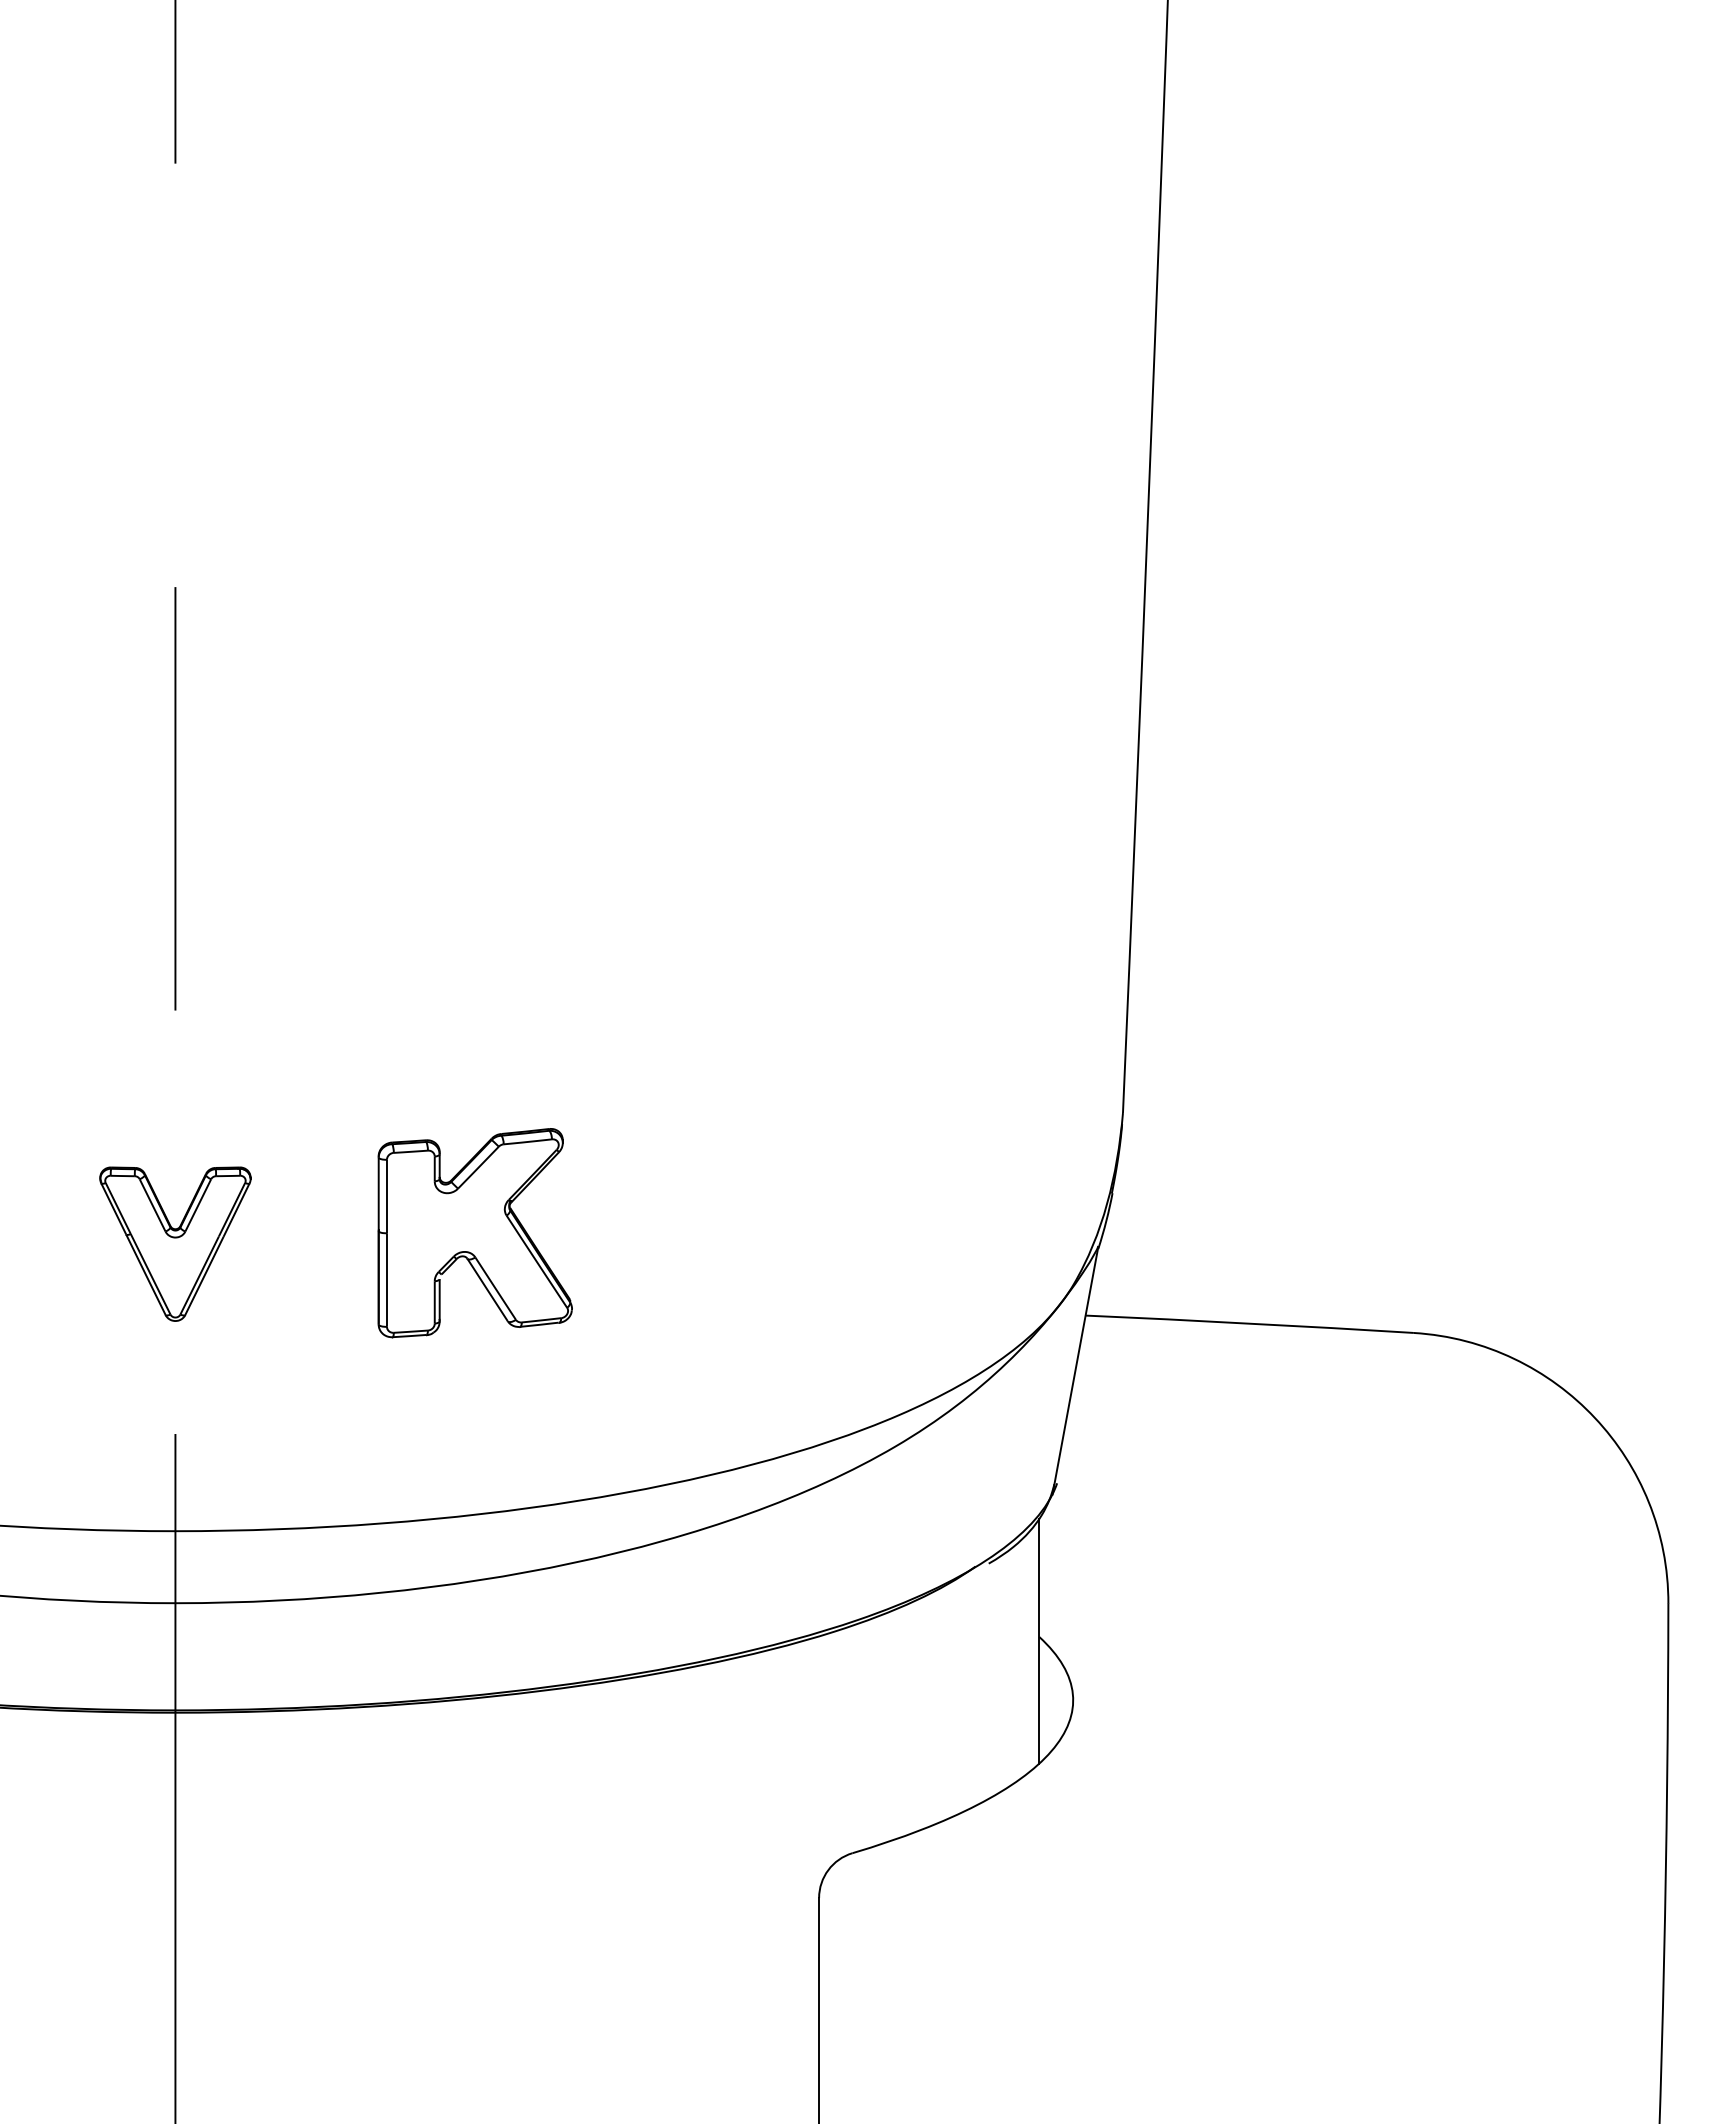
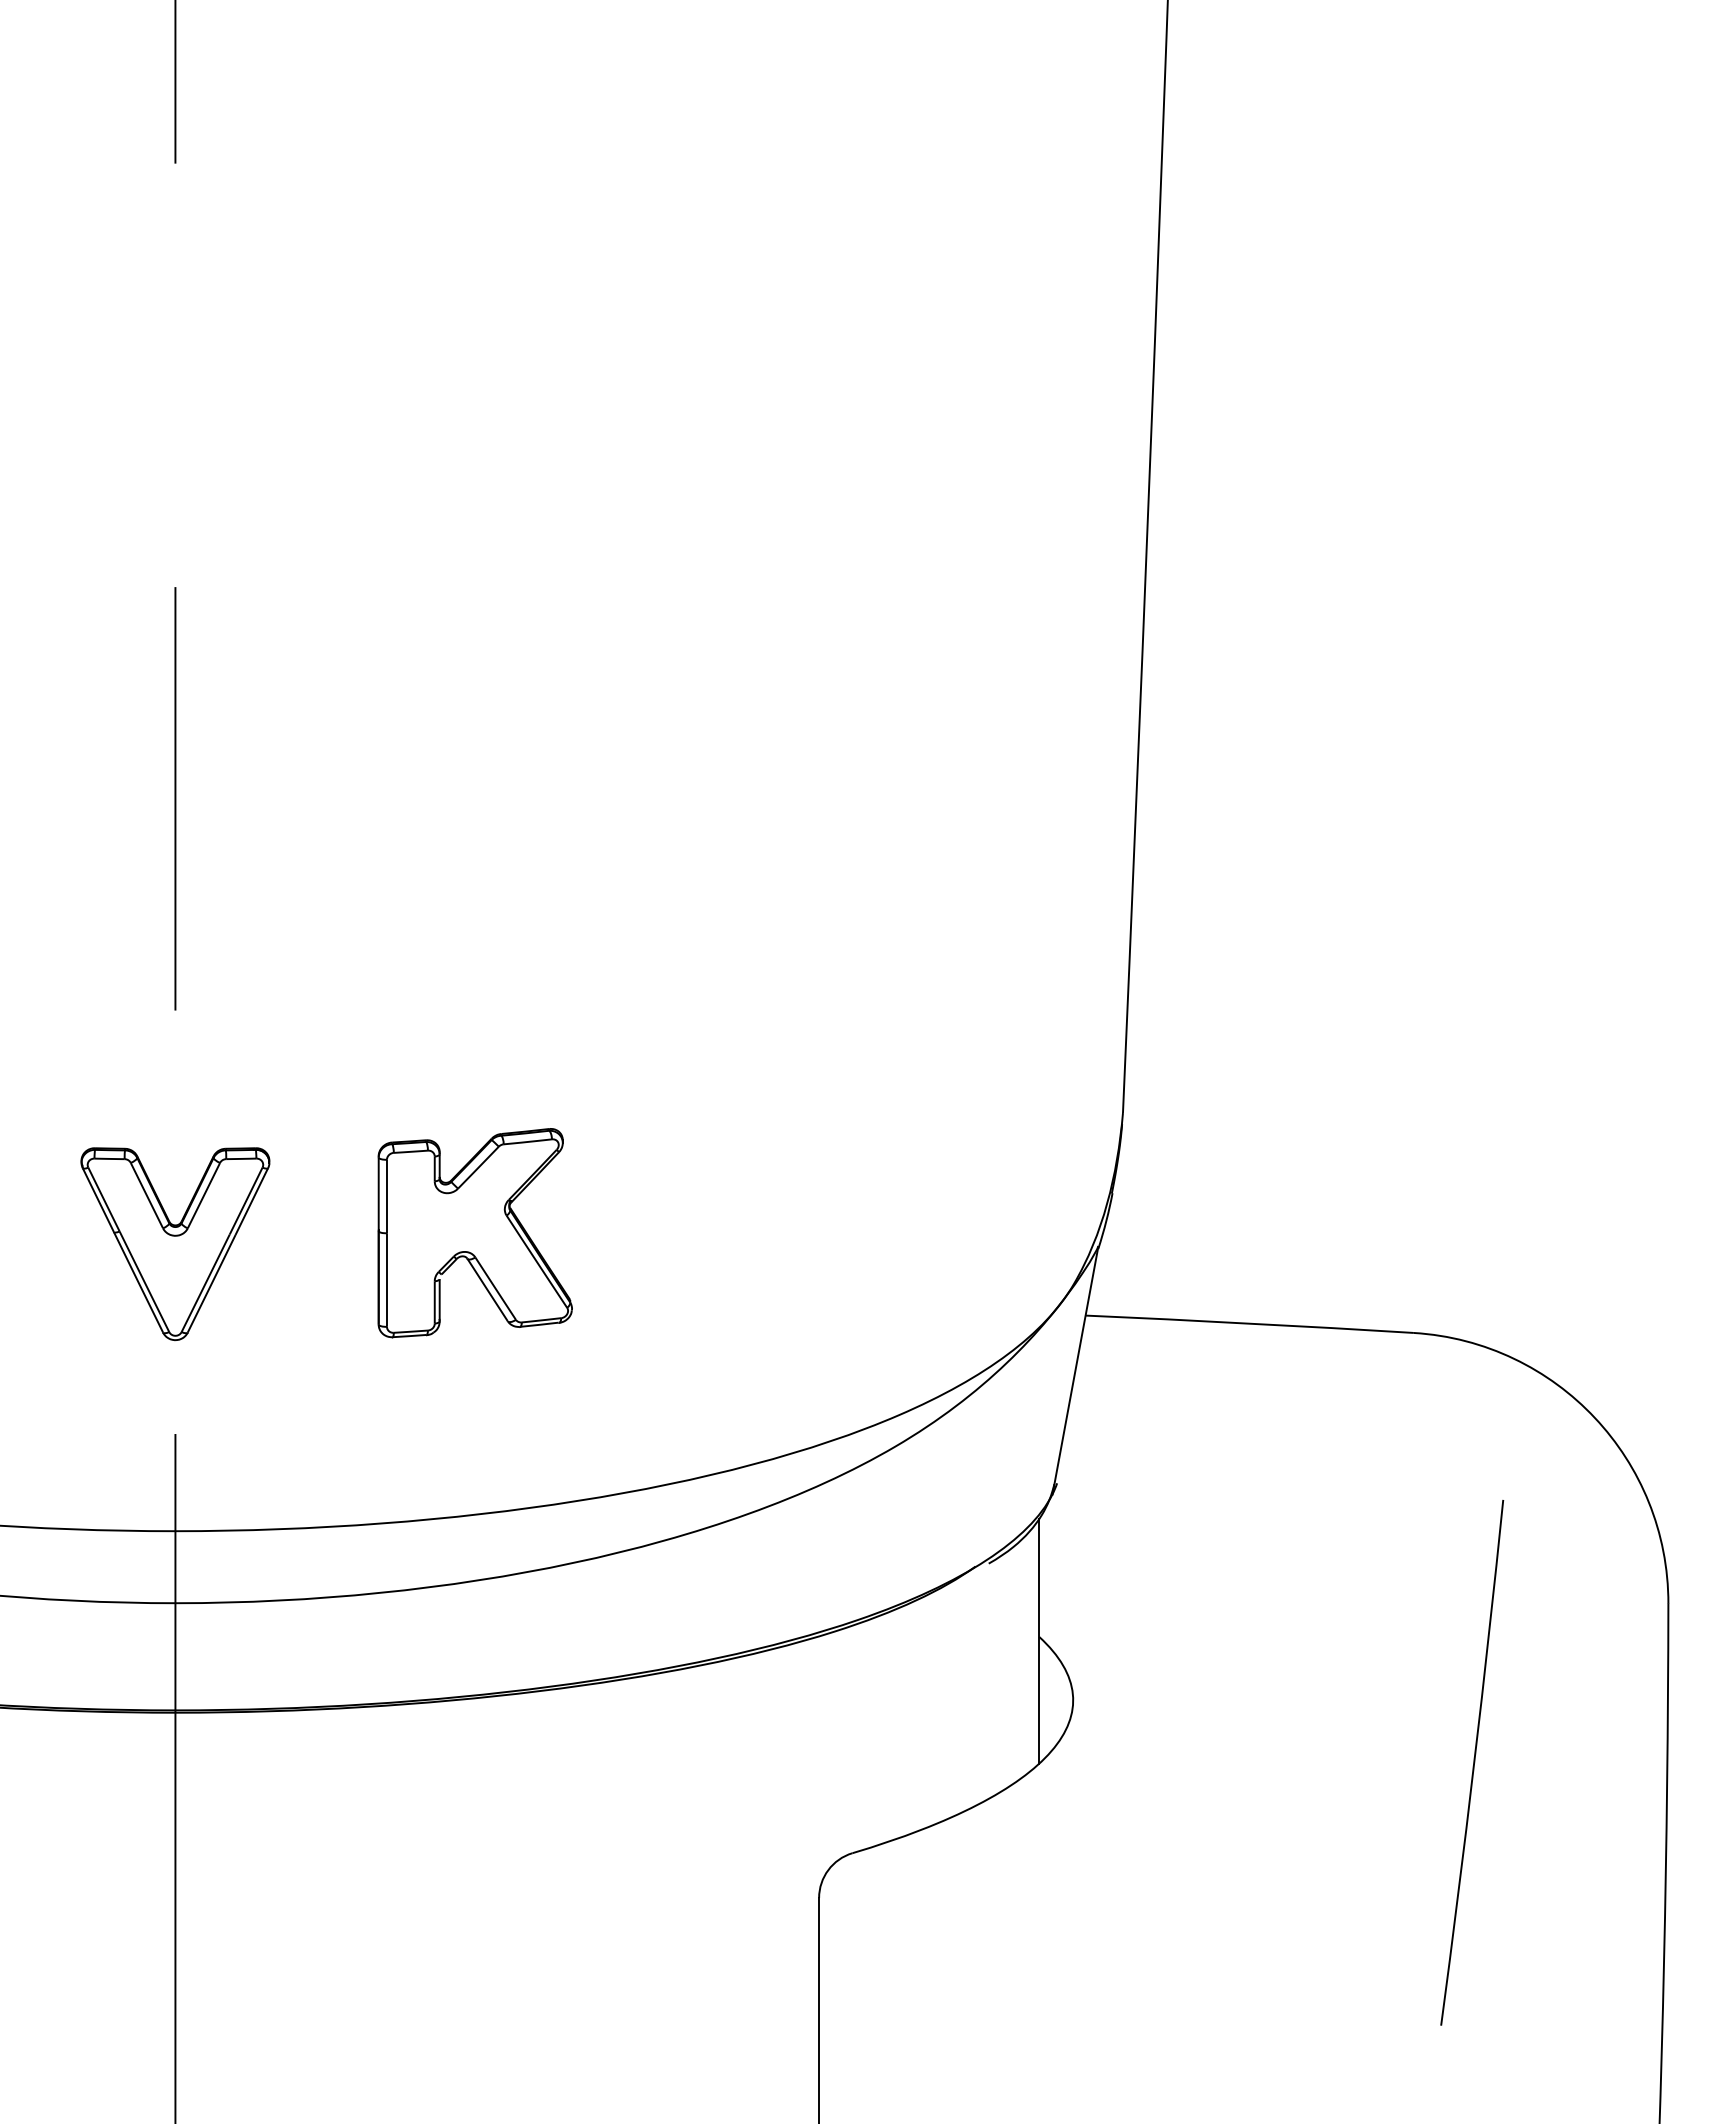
part size: 153x156 px -> 191x195 px (175, 1244)
arc: none -> present (1473, 1762)
